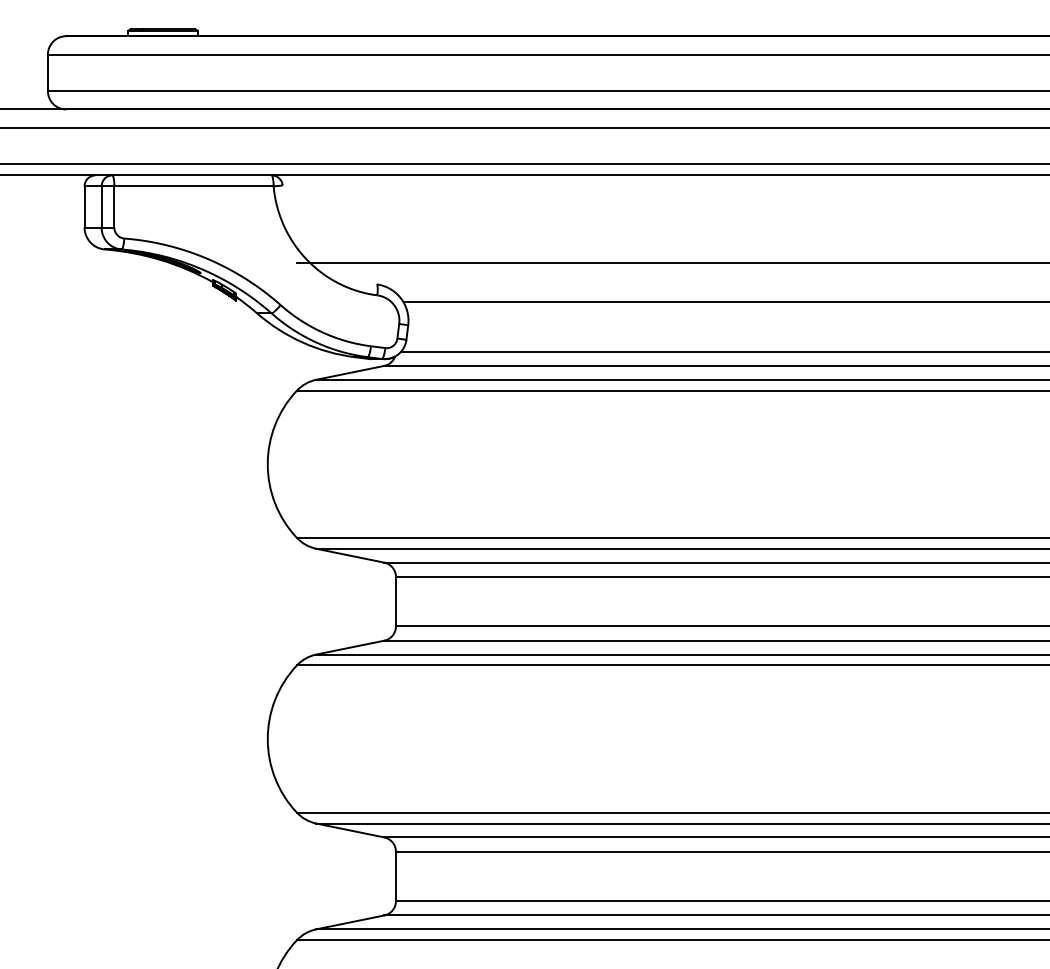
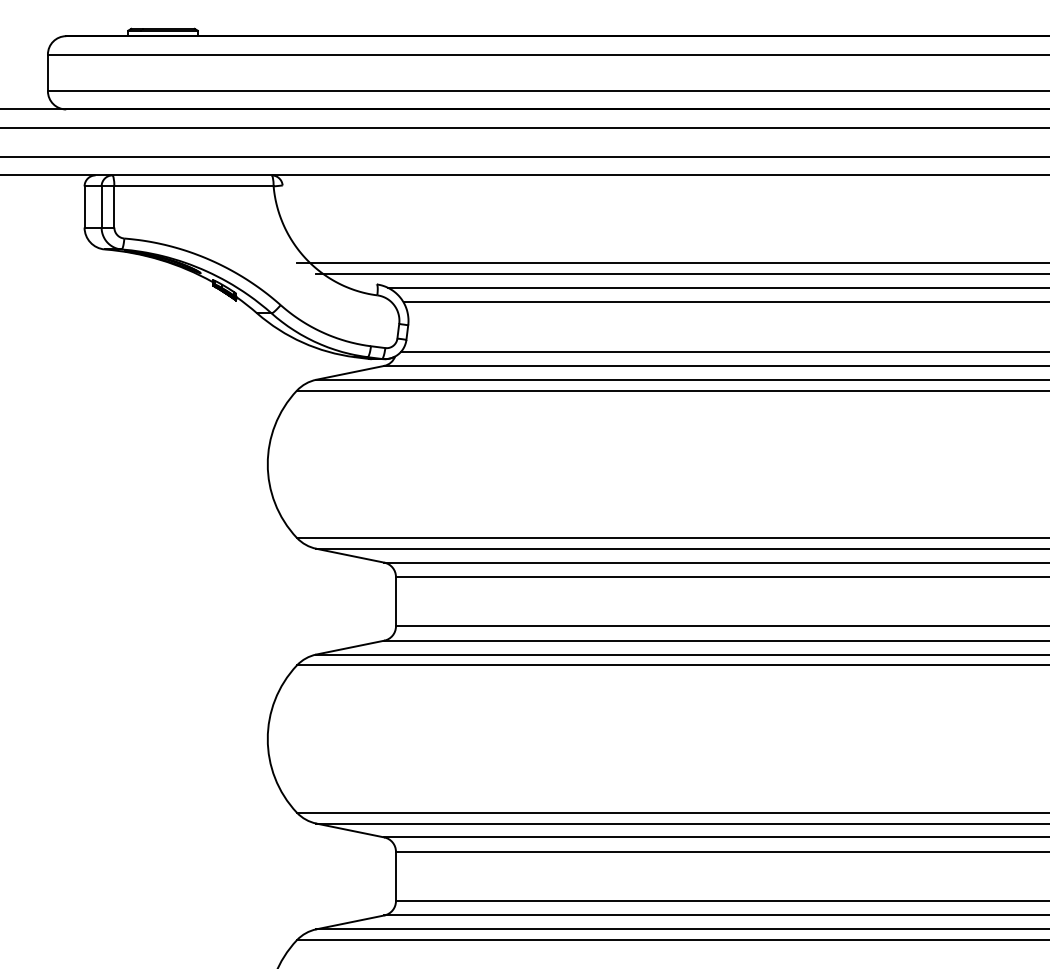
line position: (524, 164) -> (524, 157) (524, 157)
line: none -> present (681, 274)
line: none -> present (717, 287)
